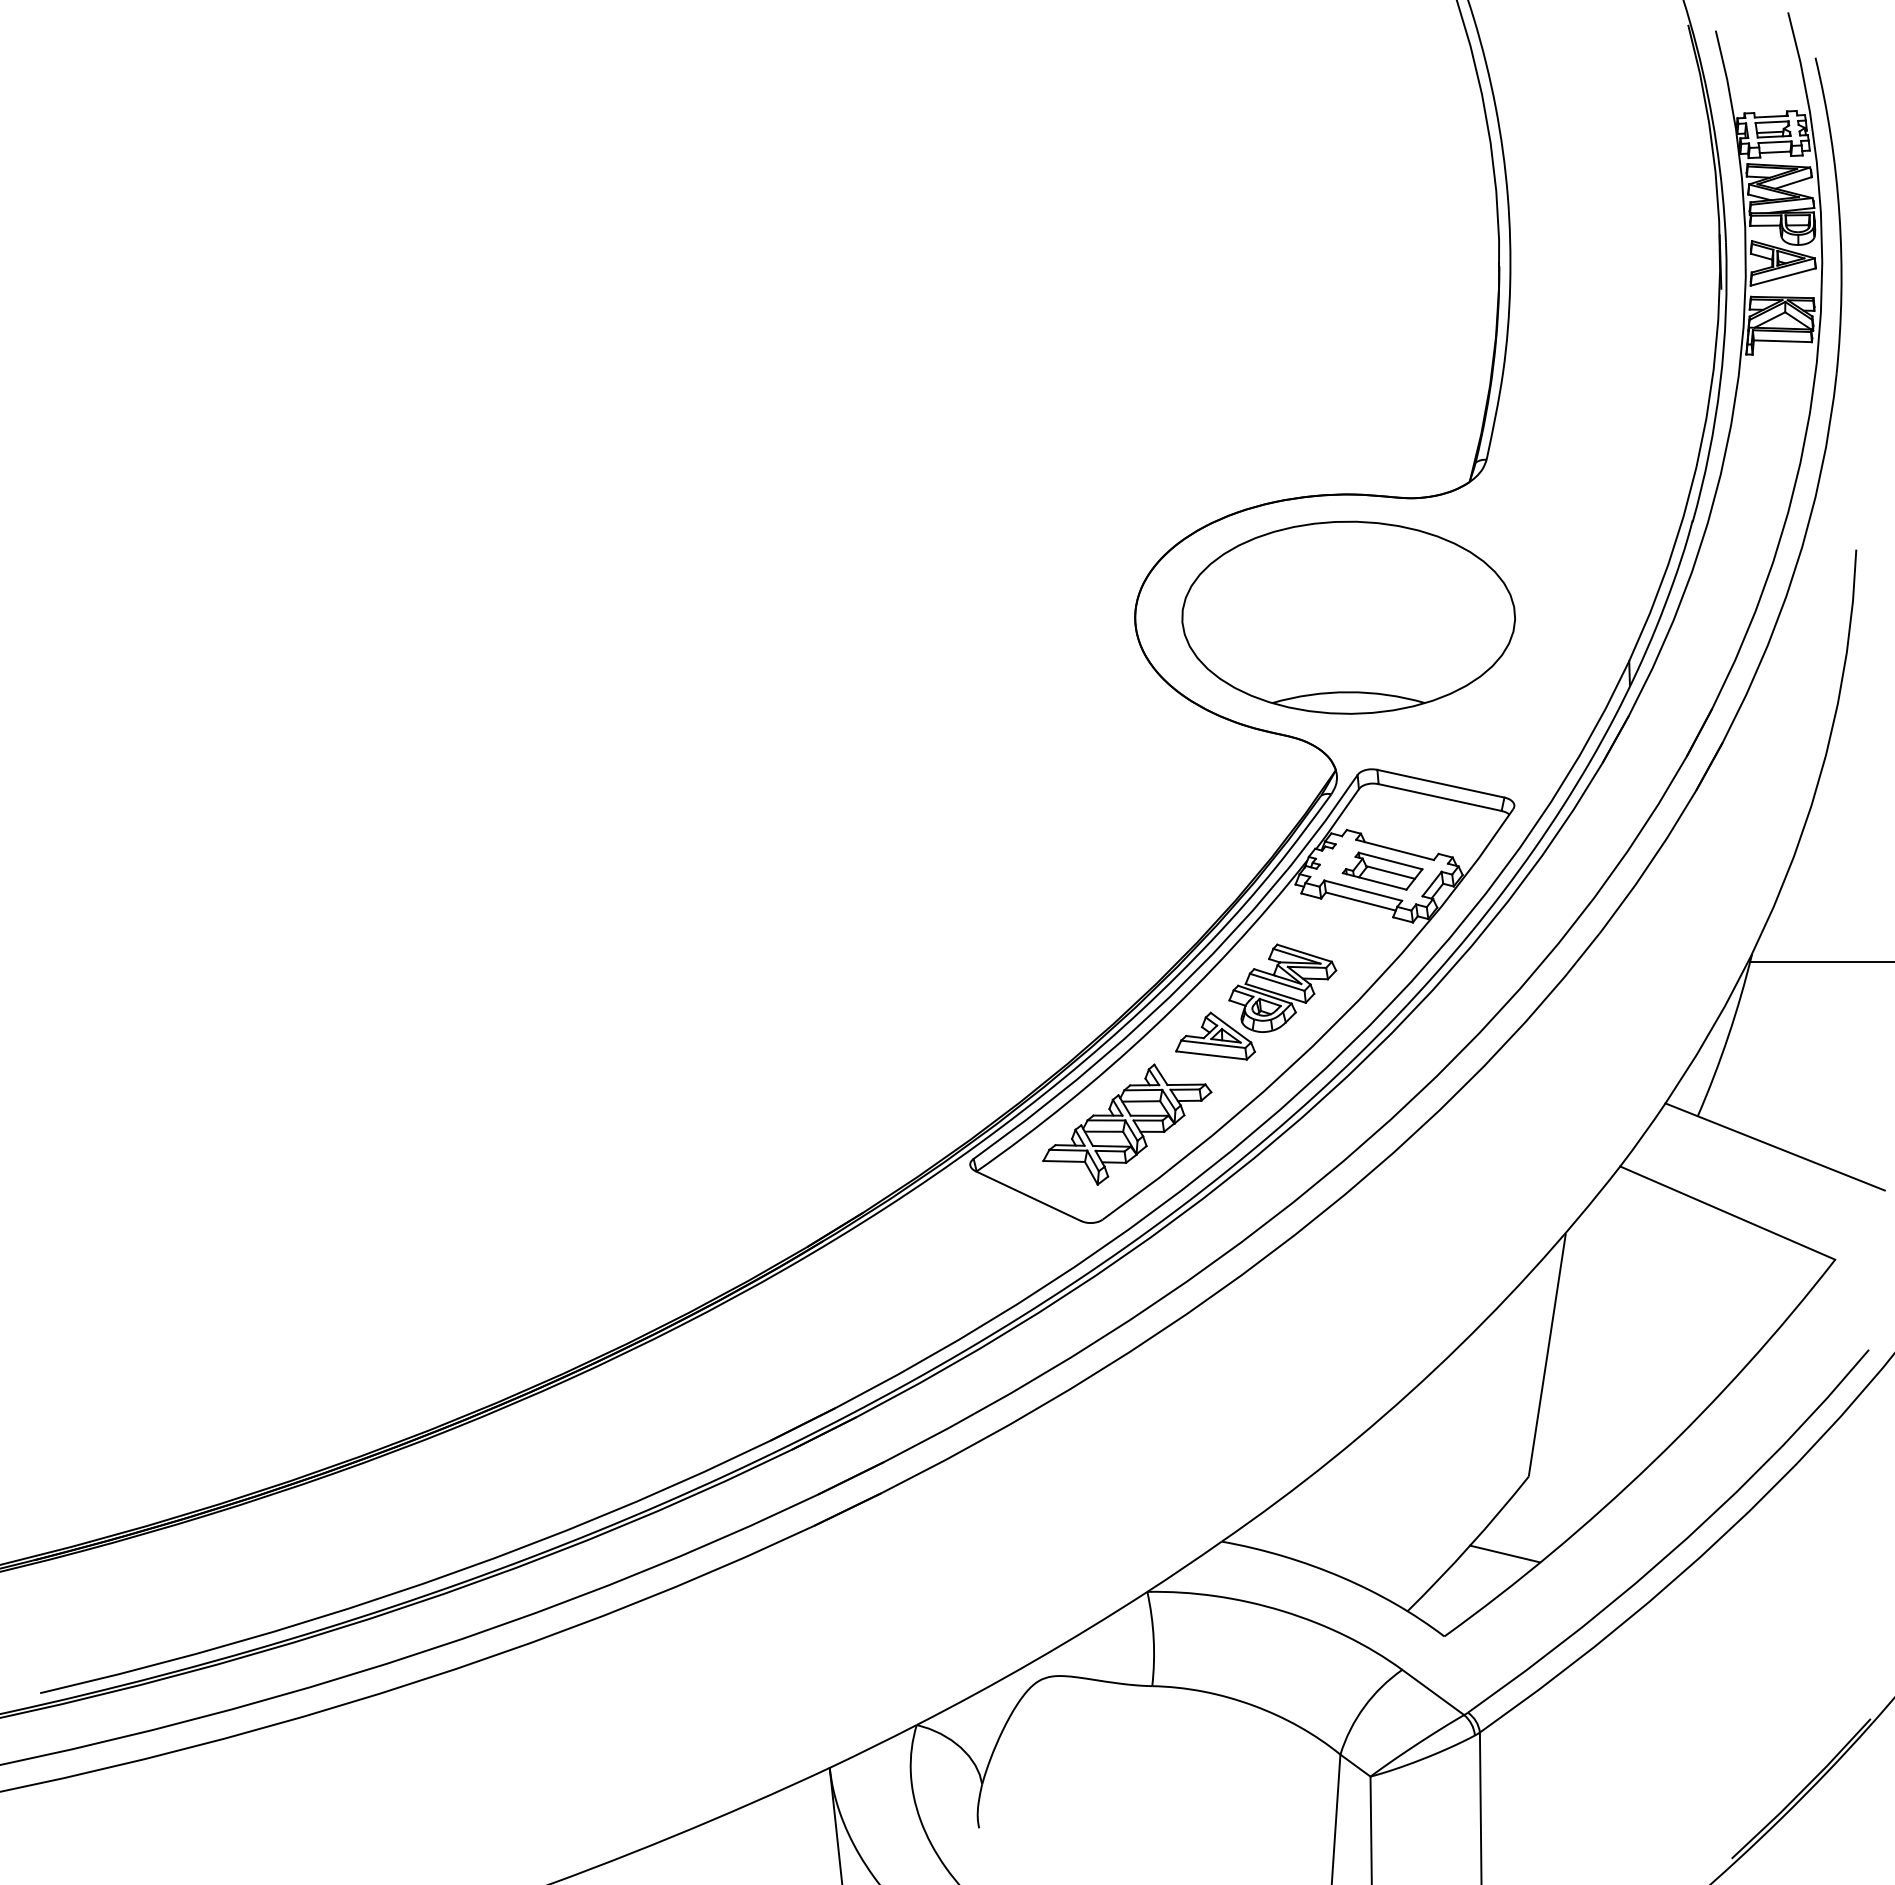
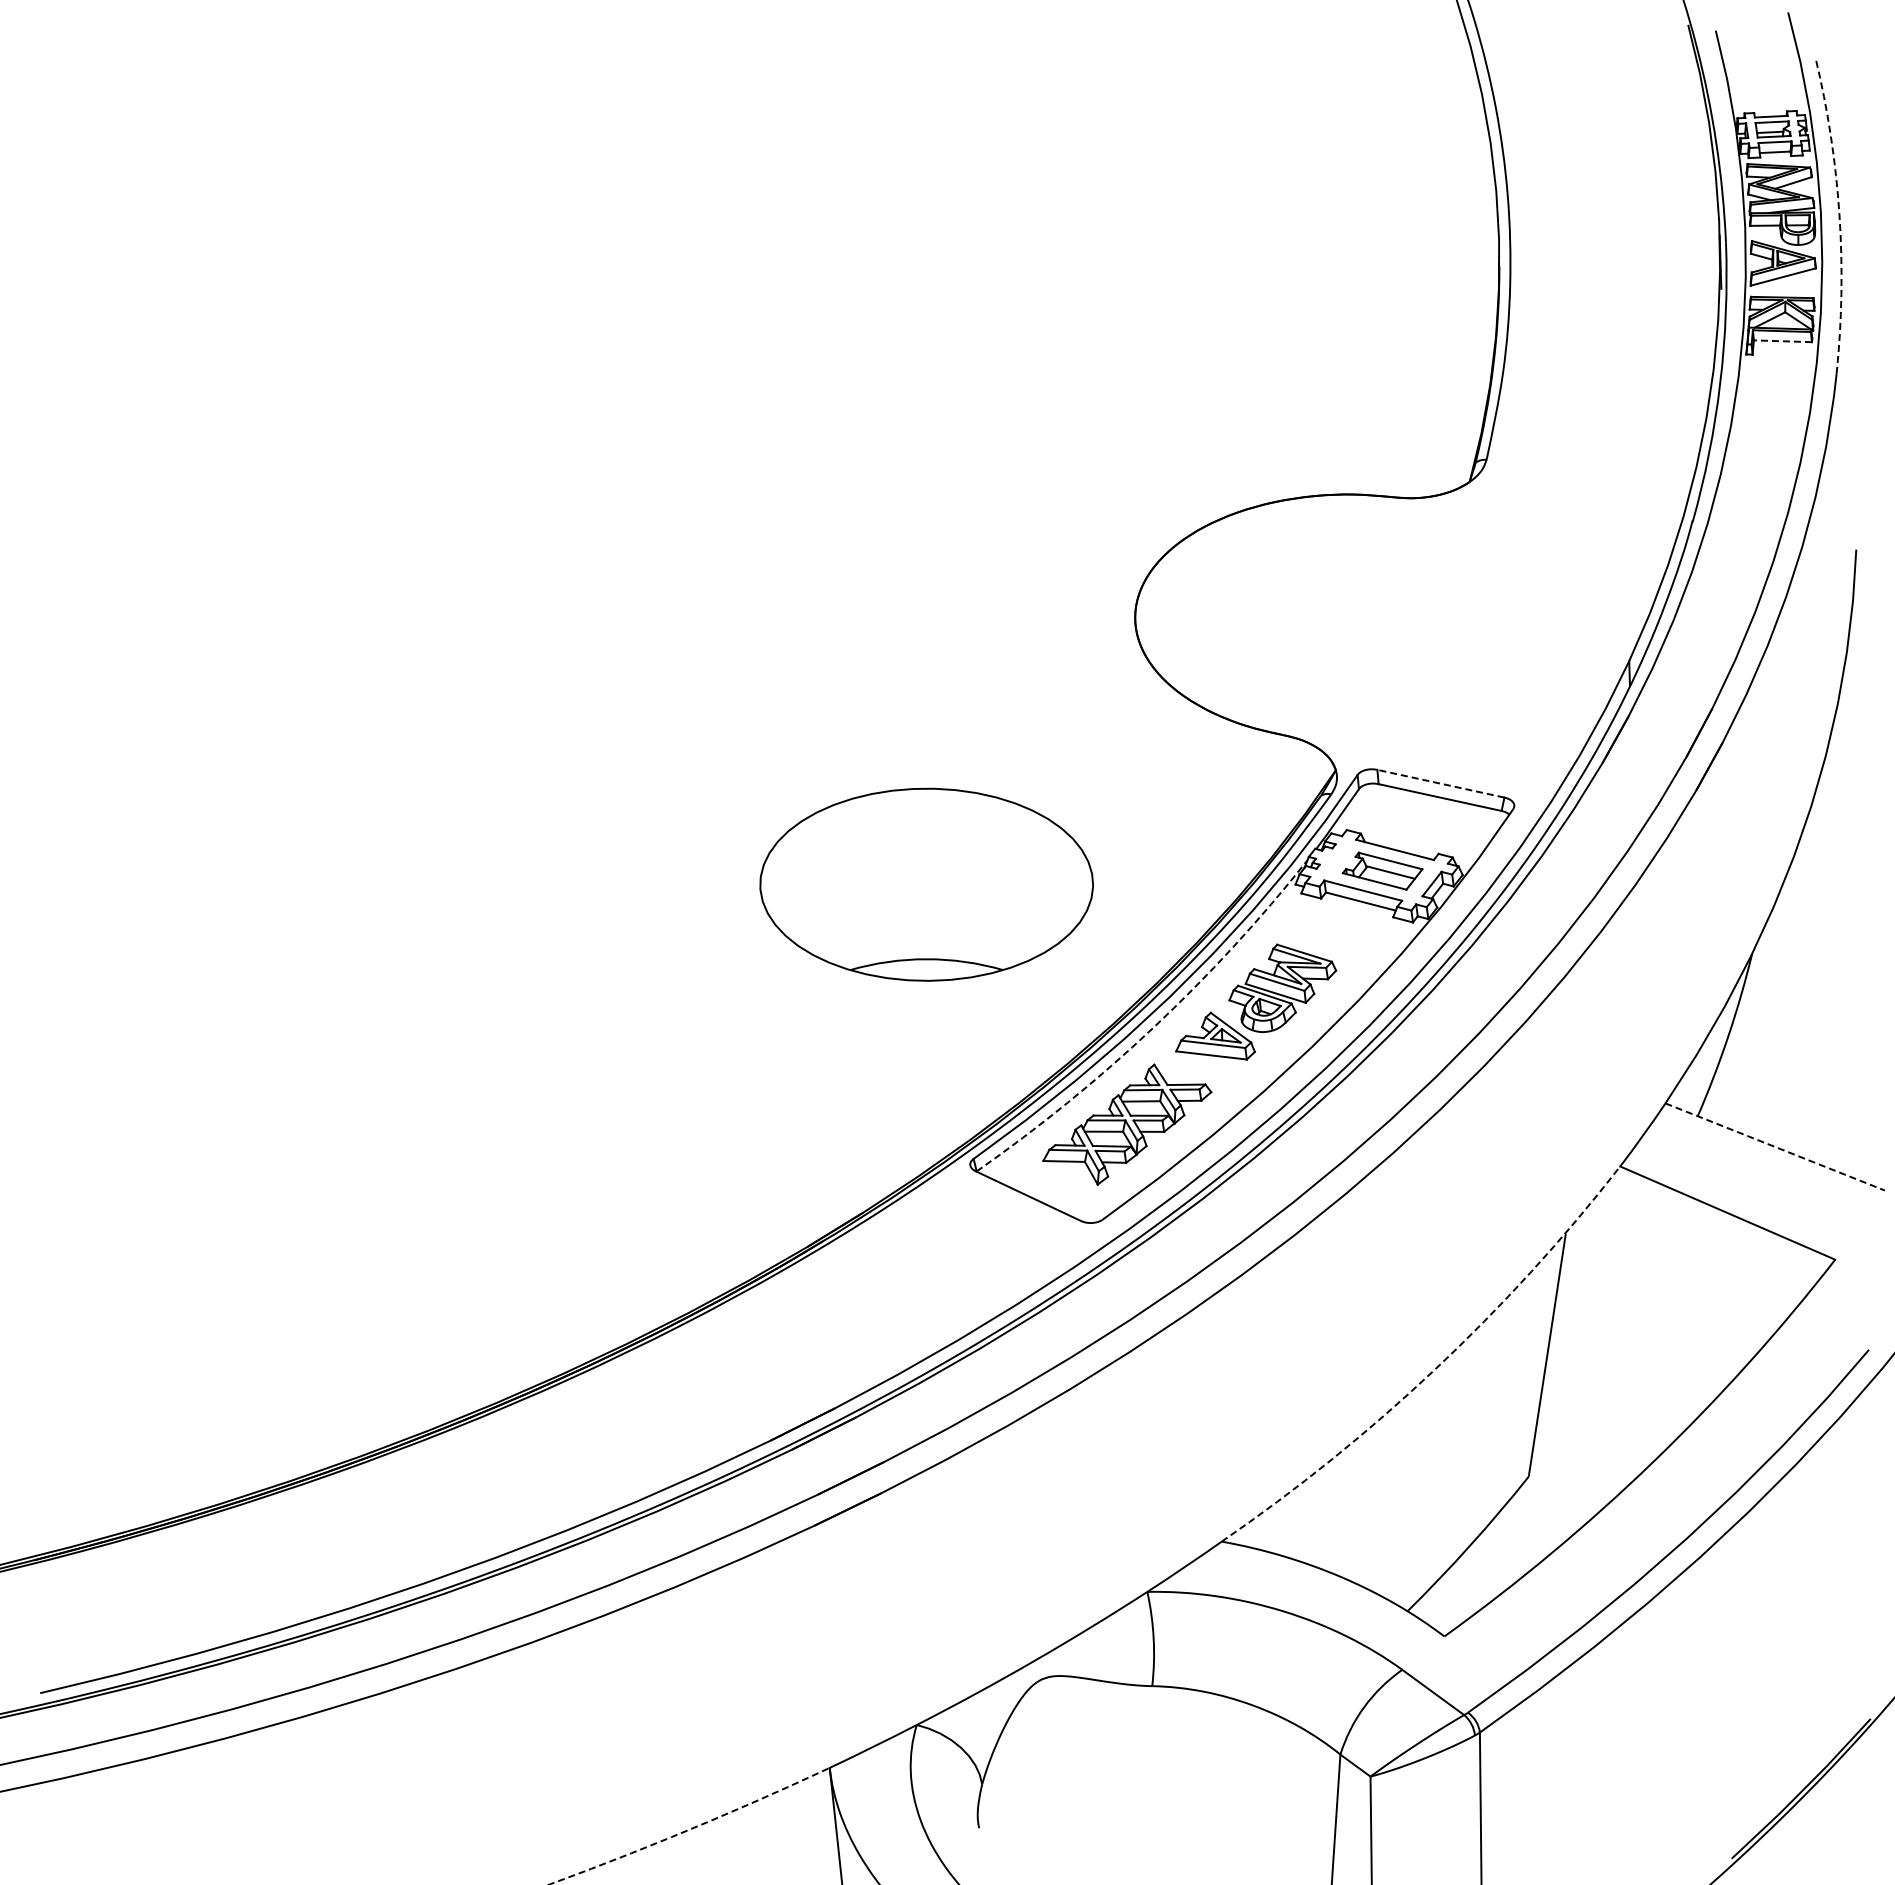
arc: solid -> dashed (1839, 214)
line: solid -> dashed (1782, 341)
part position: (1348, 617) -> (926, 884) (926, 884)
line: solid -> dashed (1440, 783)
line: present -> none (1820, 961)
arc: solid -> dashed (1153, 1027)
line: solid -> dashed (1775, 1147)
arc: solid -> dashed (1435, 1369)
line: present -> none (1504, 1553)
arc: solid -> dashed (689, 1829)
